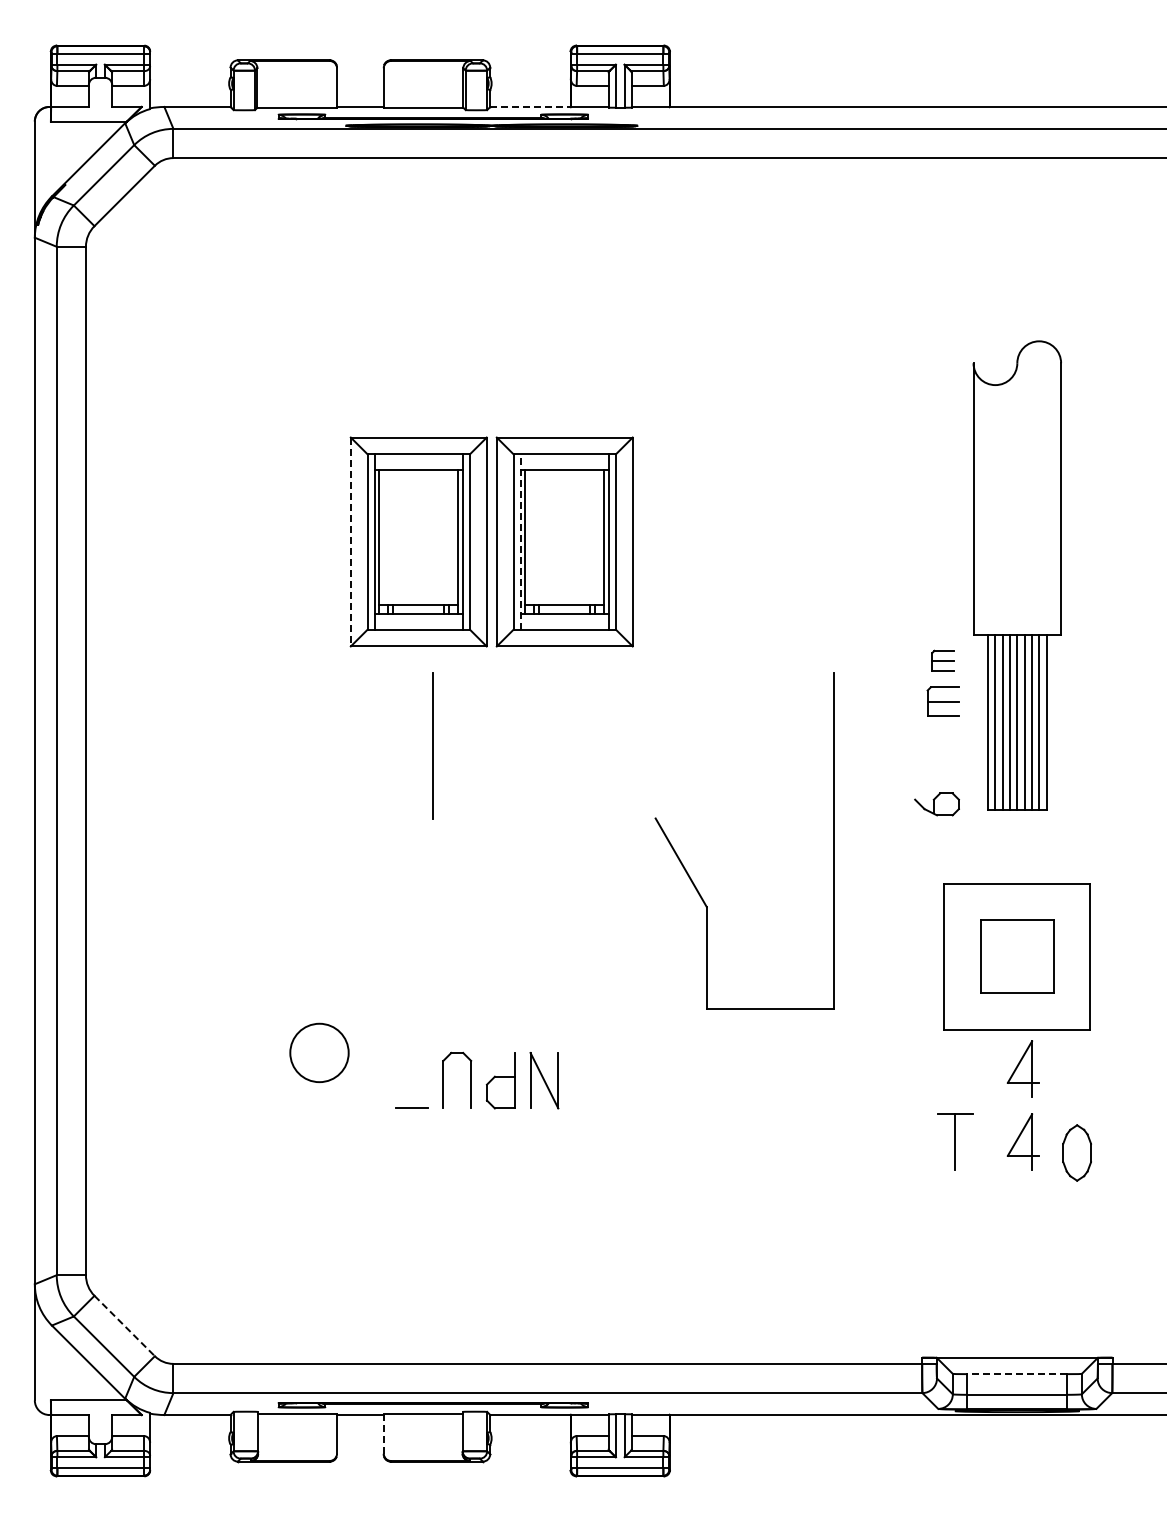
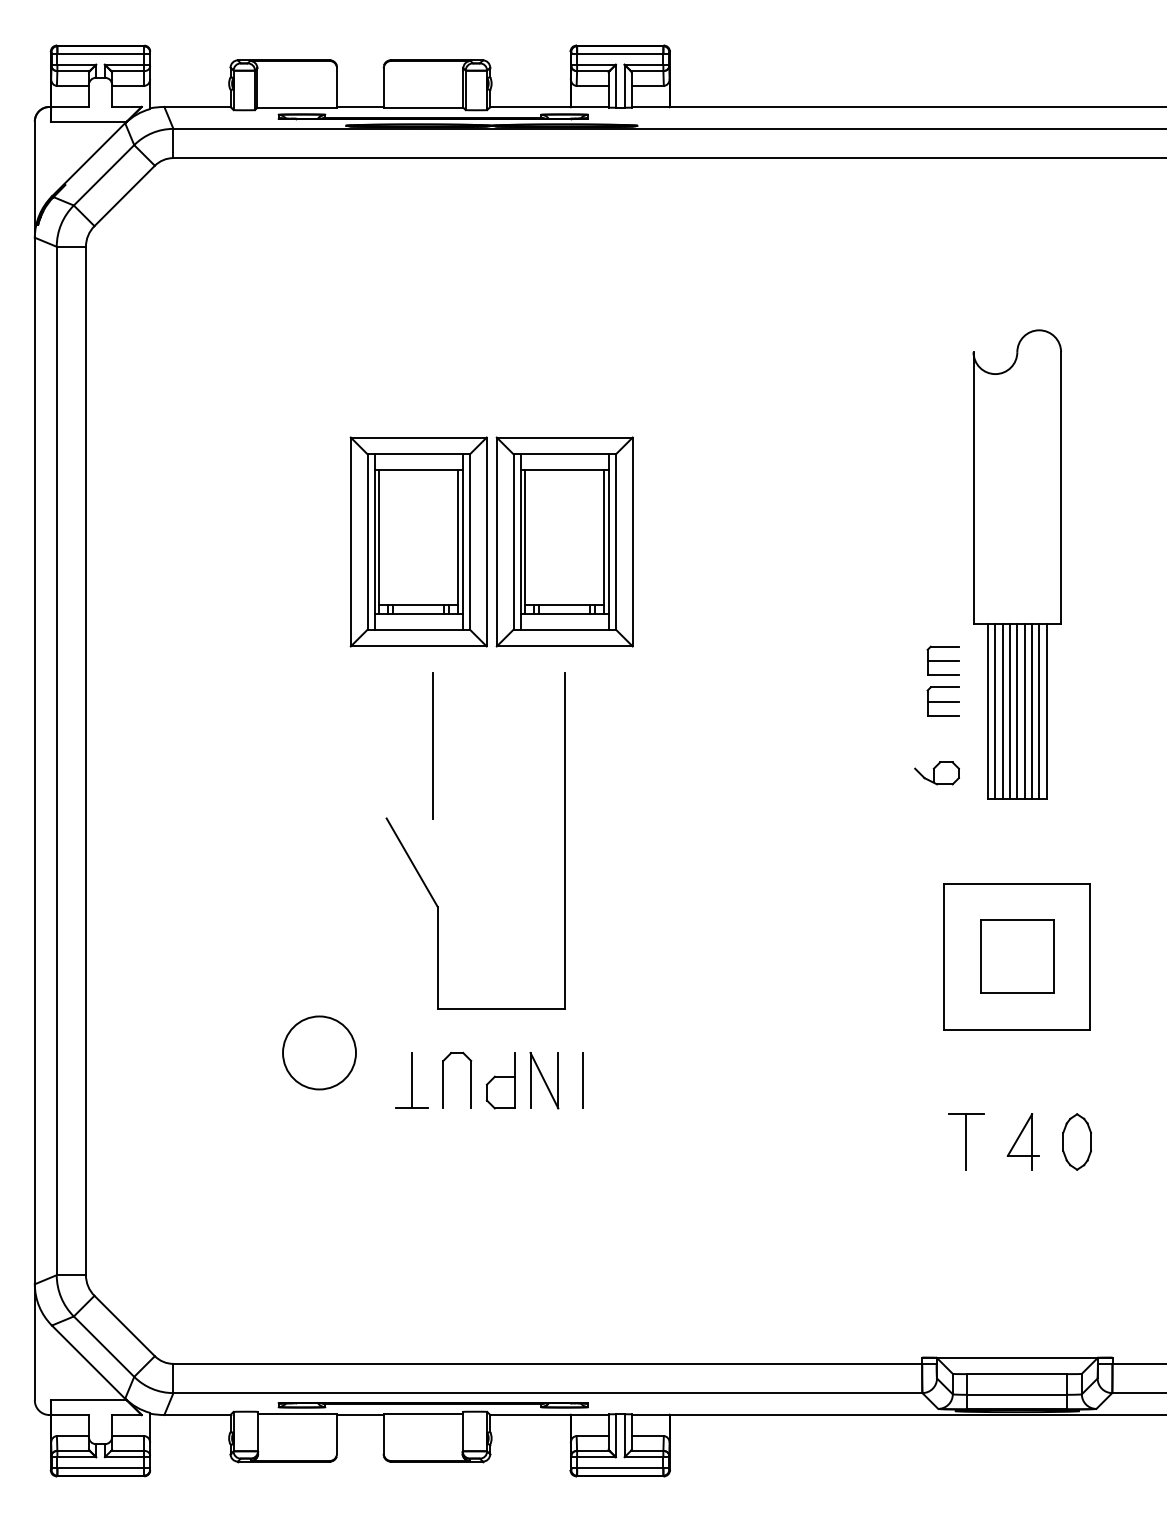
line: dashed -> solid (530, 106)
line: dashed -> solid (350, 542)
line: dashed -> solid (520, 542)
part position: (1016, 575) -> (1016, 564) (1016, 564)
part size: 24x23 px -> 34x31 px (942, 660)
part position: (936, 804) -> (936, 773) (936, 773)
part position: (689, 874) -> (420, 874) (420, 874)
circle diameter: 58 px -> 73 px (319, 1052)
part: present -> none (1022, 1068)
line: none -> present (411, 1080)
line: none -> present (583, 1080)
part position: (955, 1141) -> (966, 1141) (966, 1141)
part position: (1076, 1152) -> (1076, 1141) (1076, 1141)
line: dashed -> solid (124, 1326)
line: dashed -> solid (1017, 1374)
line: dashed -> solid (383, 1433)
